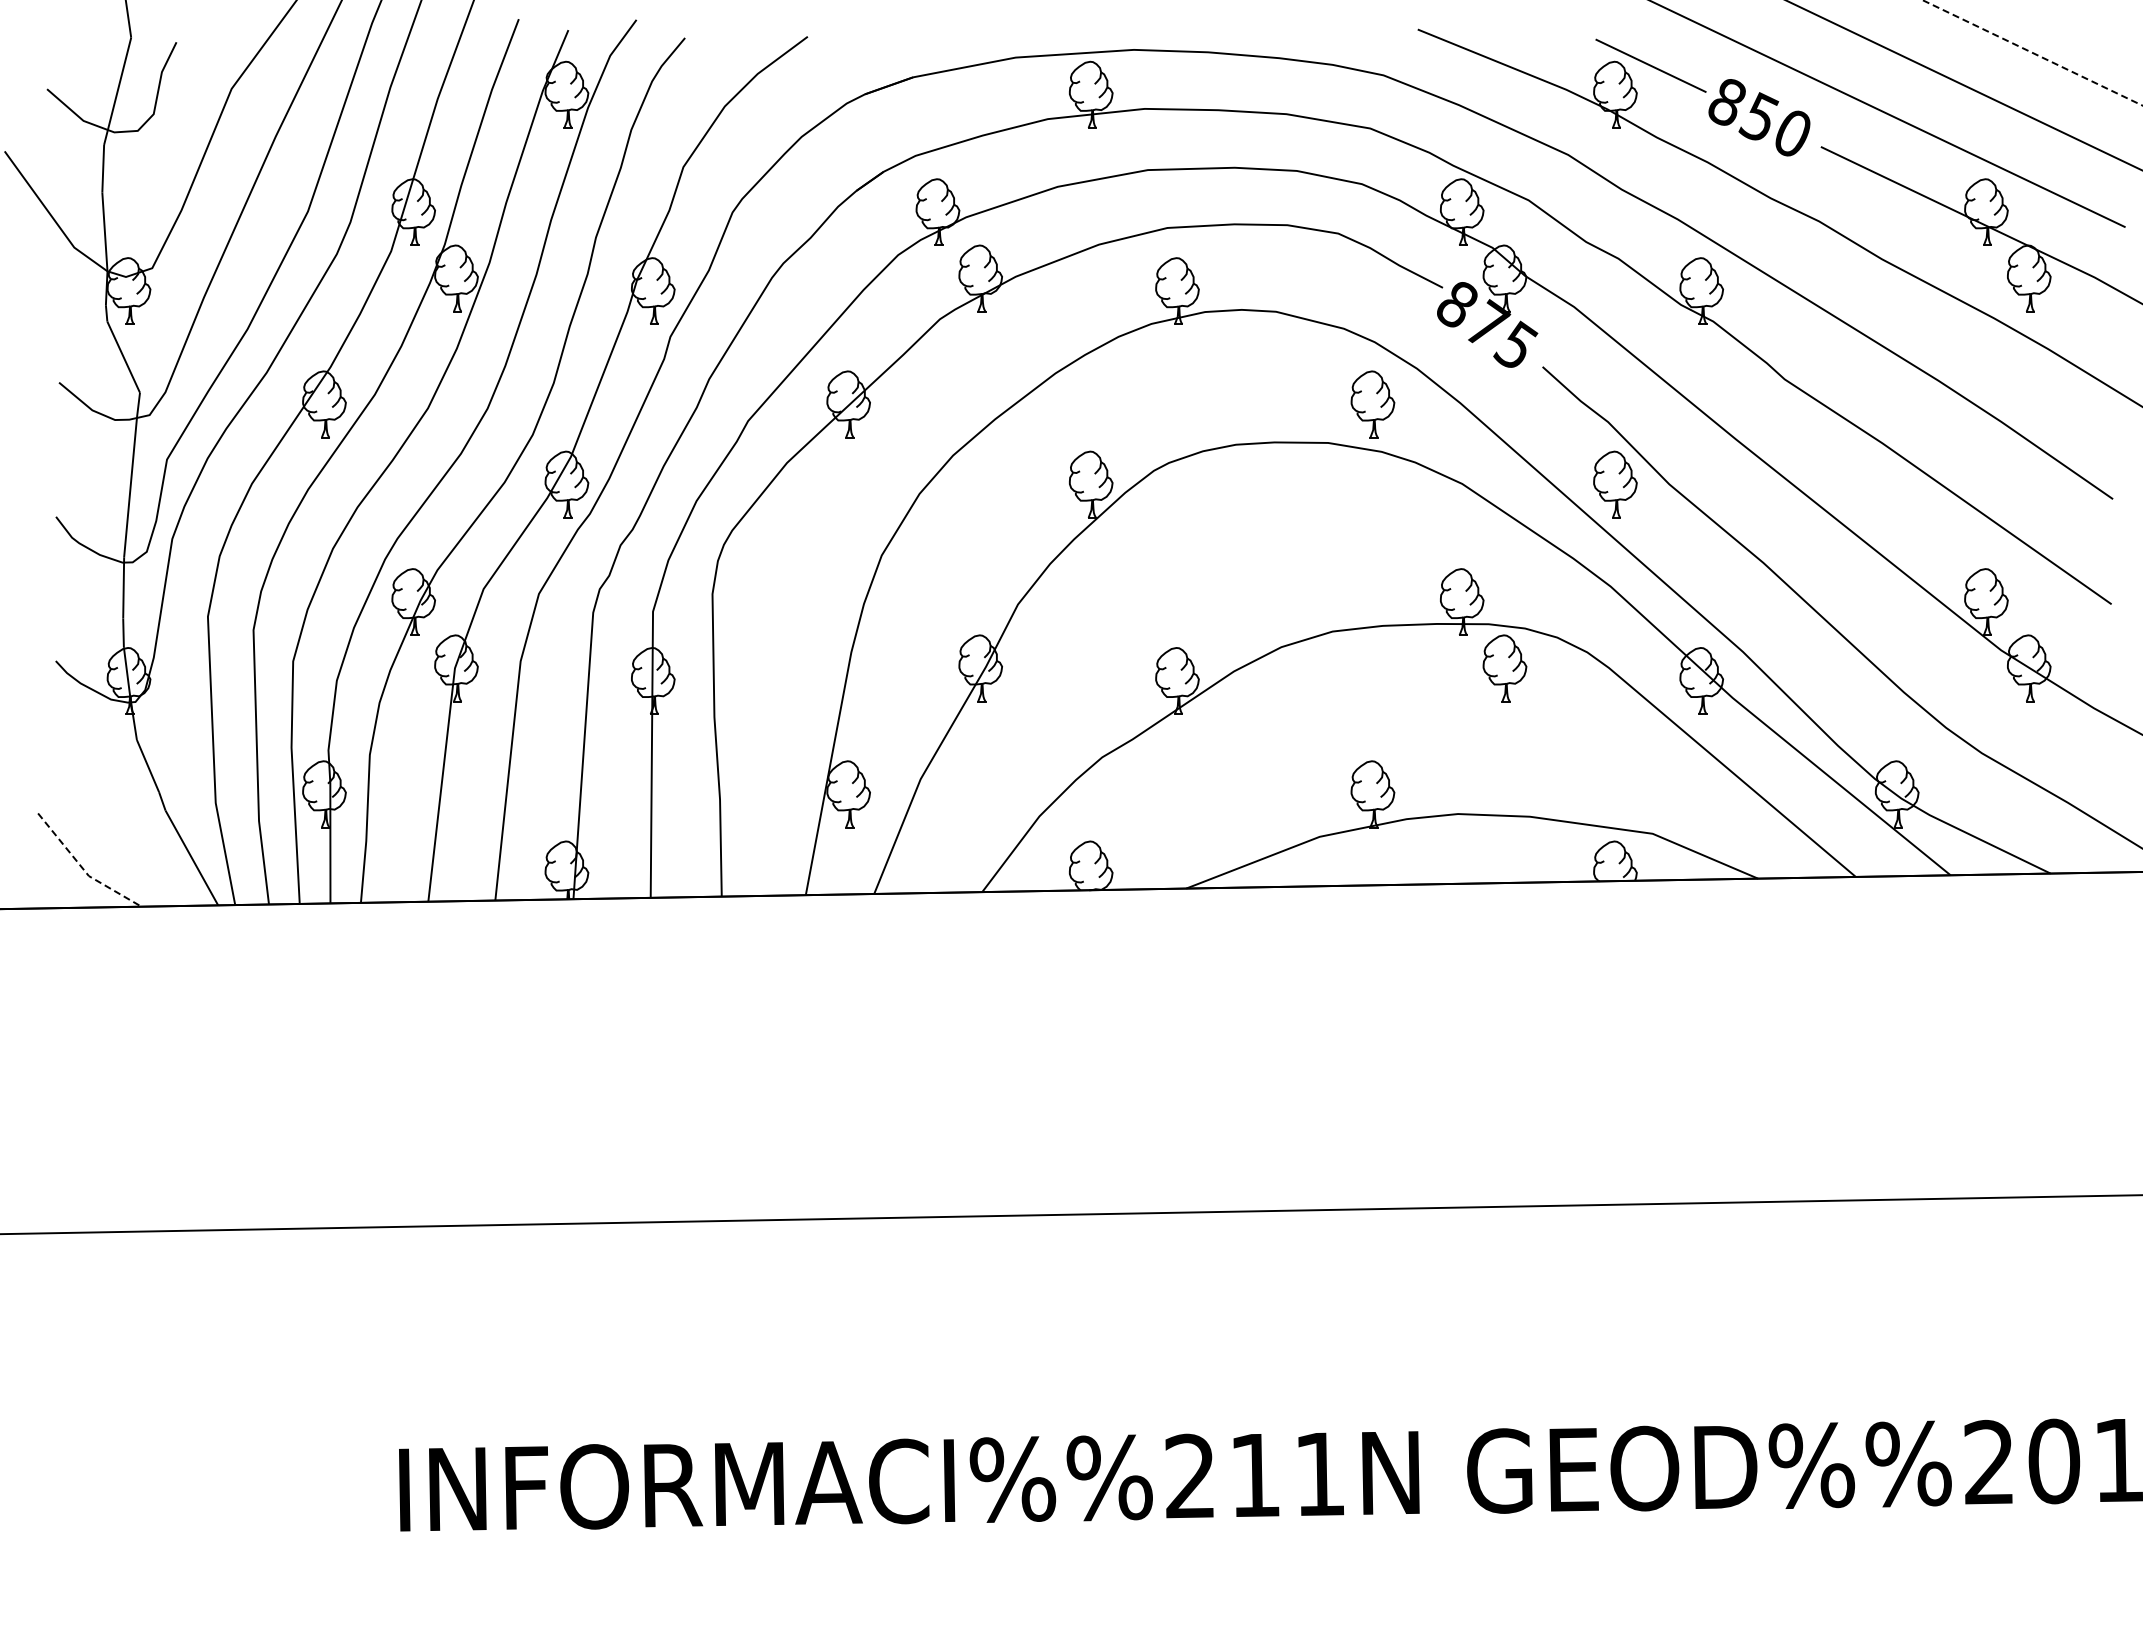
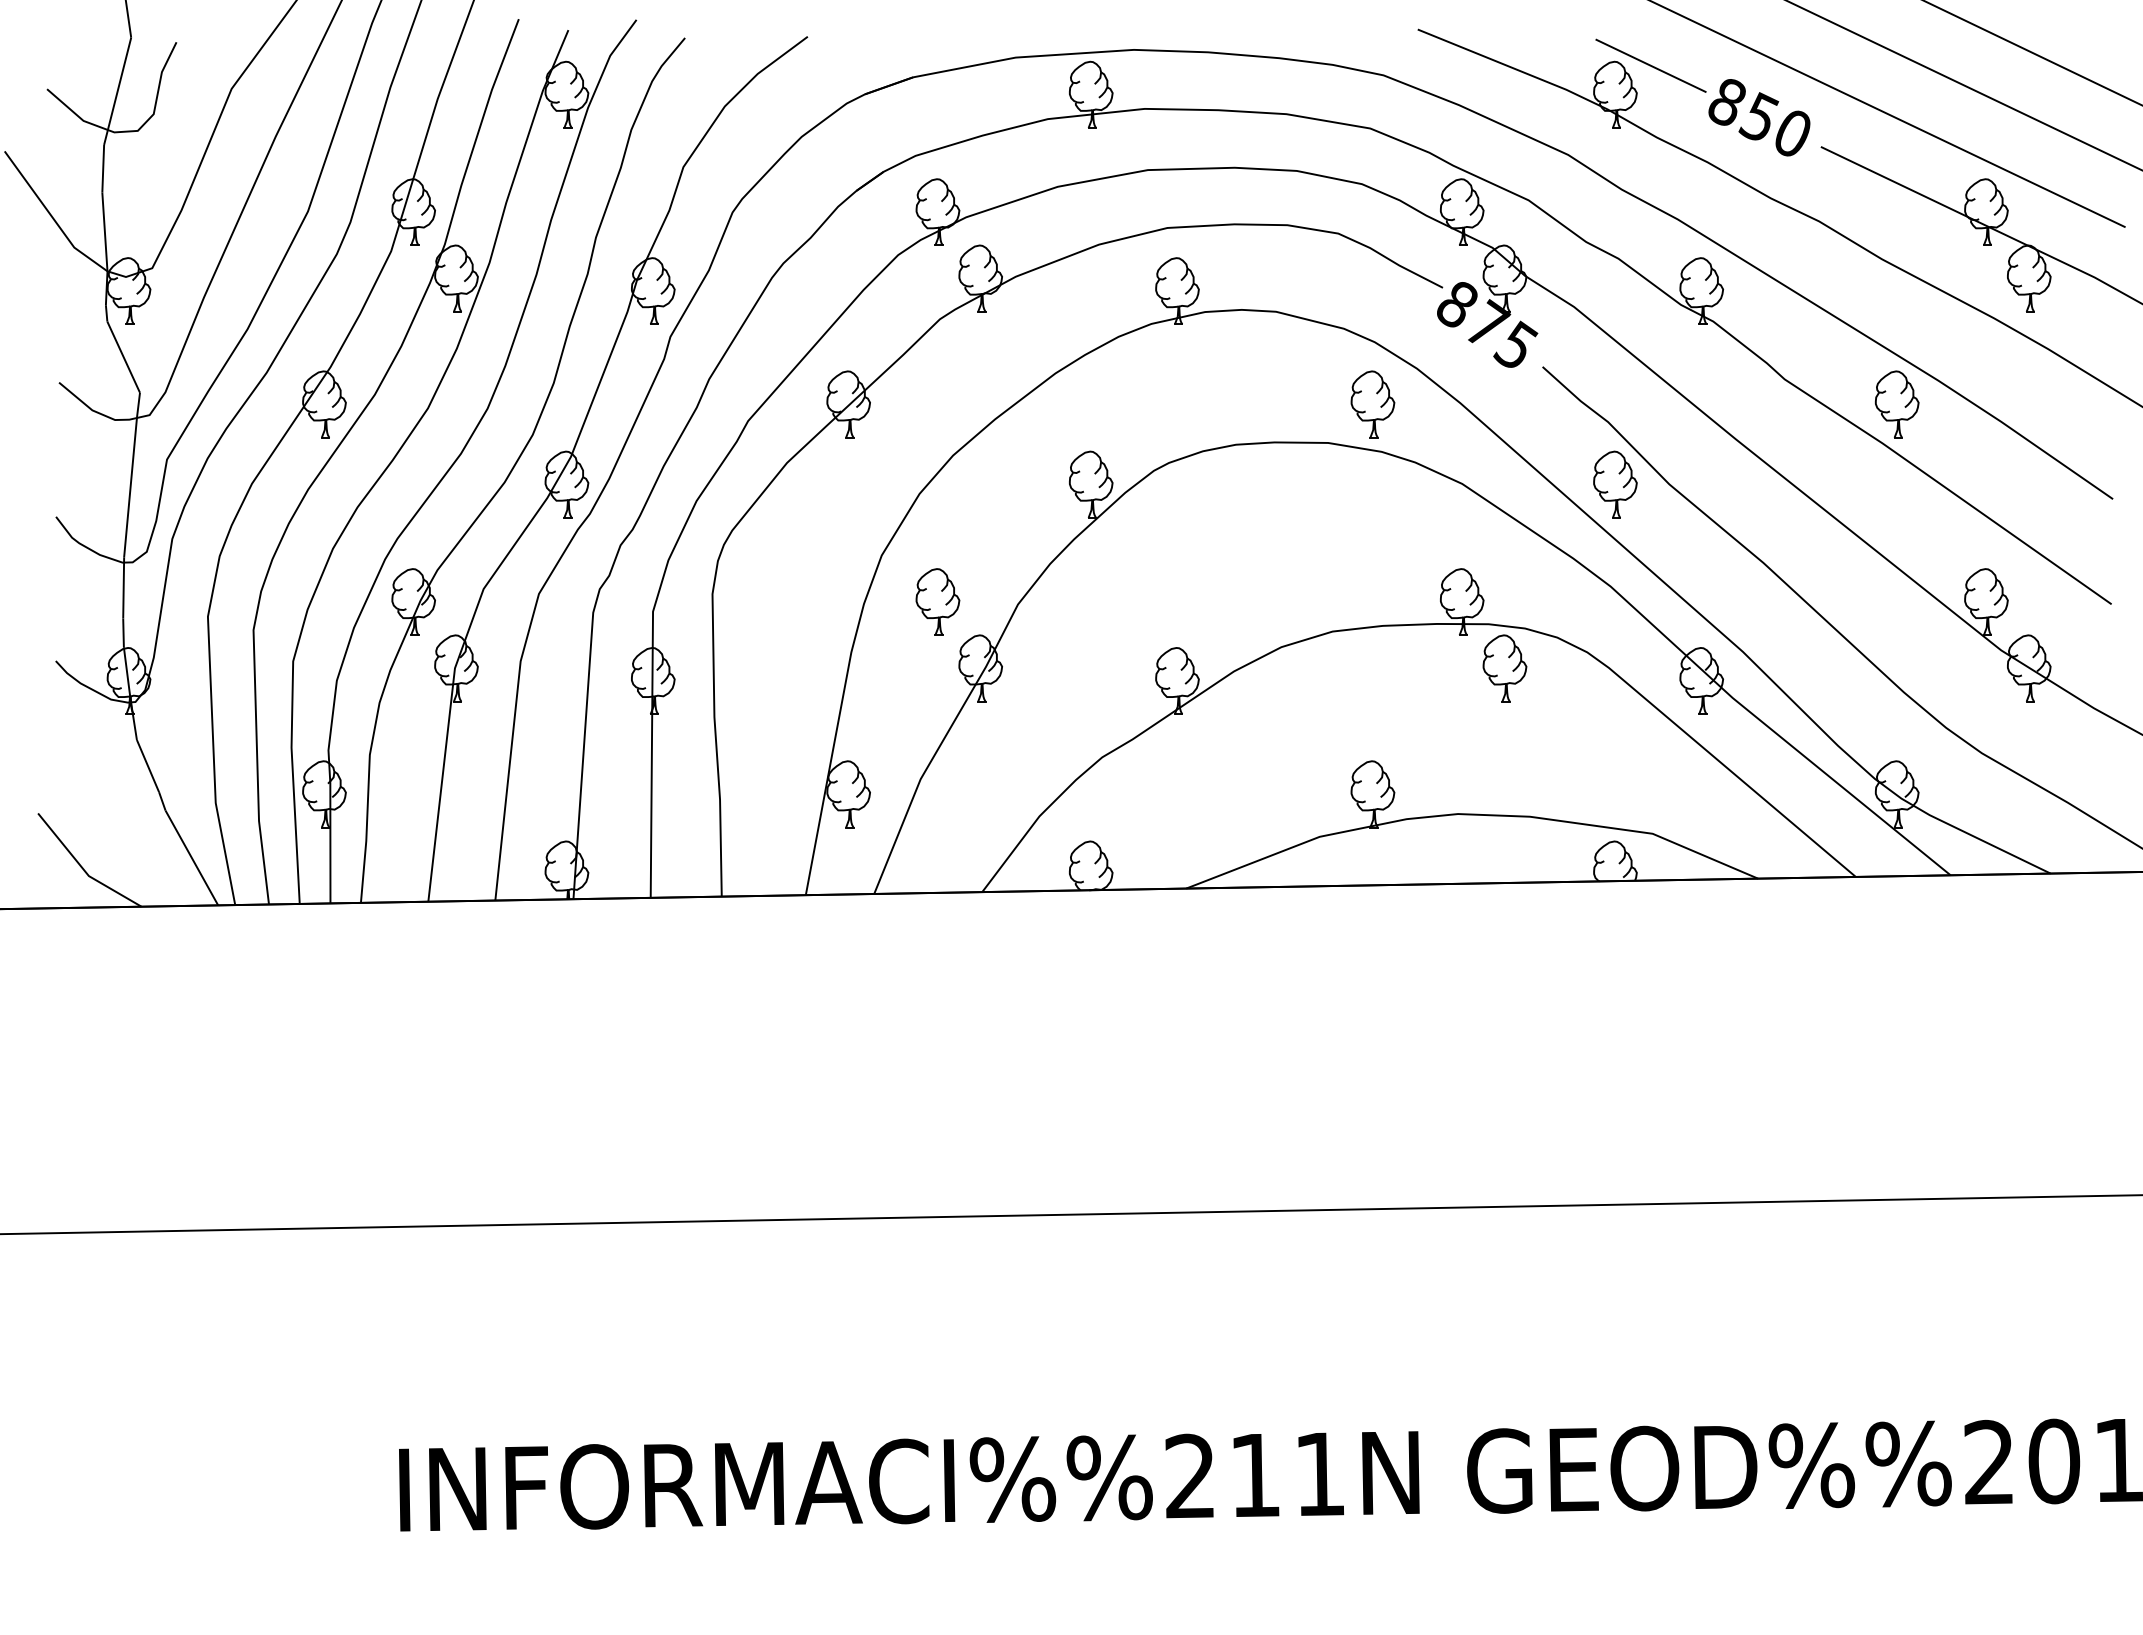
line: dashed -> solid (2033, 53)
part: none -> present (1897, 404)
part: none -> present (937, 601)
line: dashed -> solid (83, 869)
